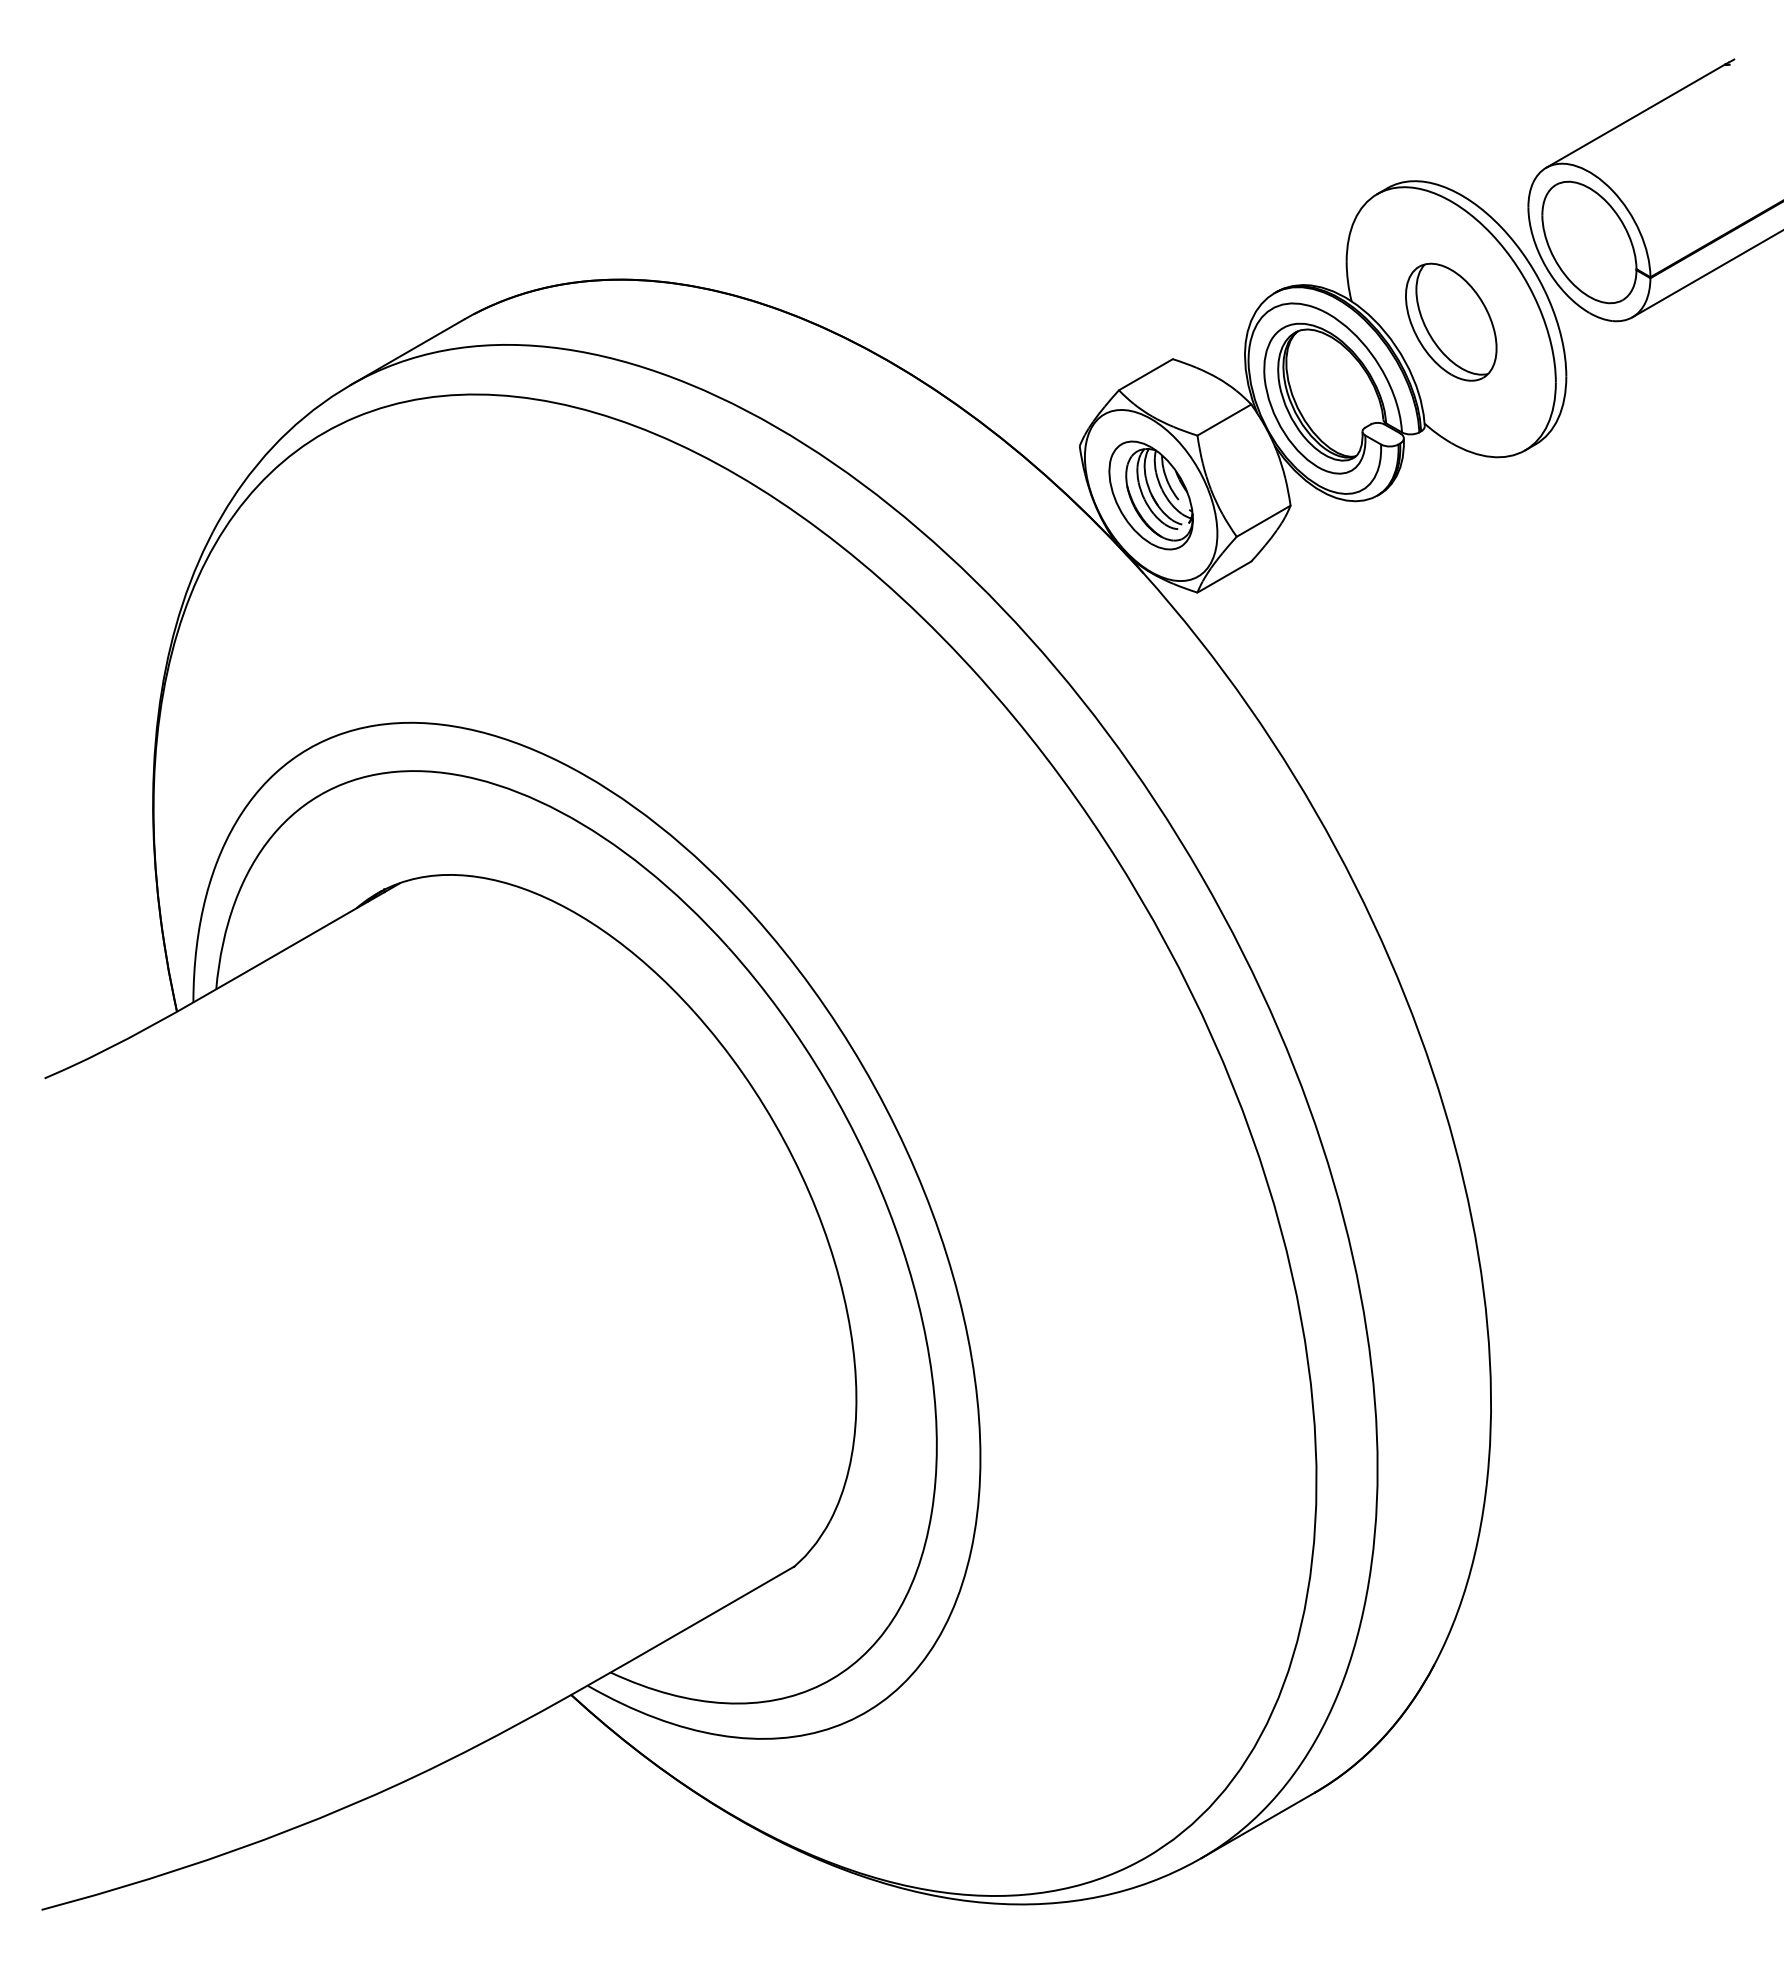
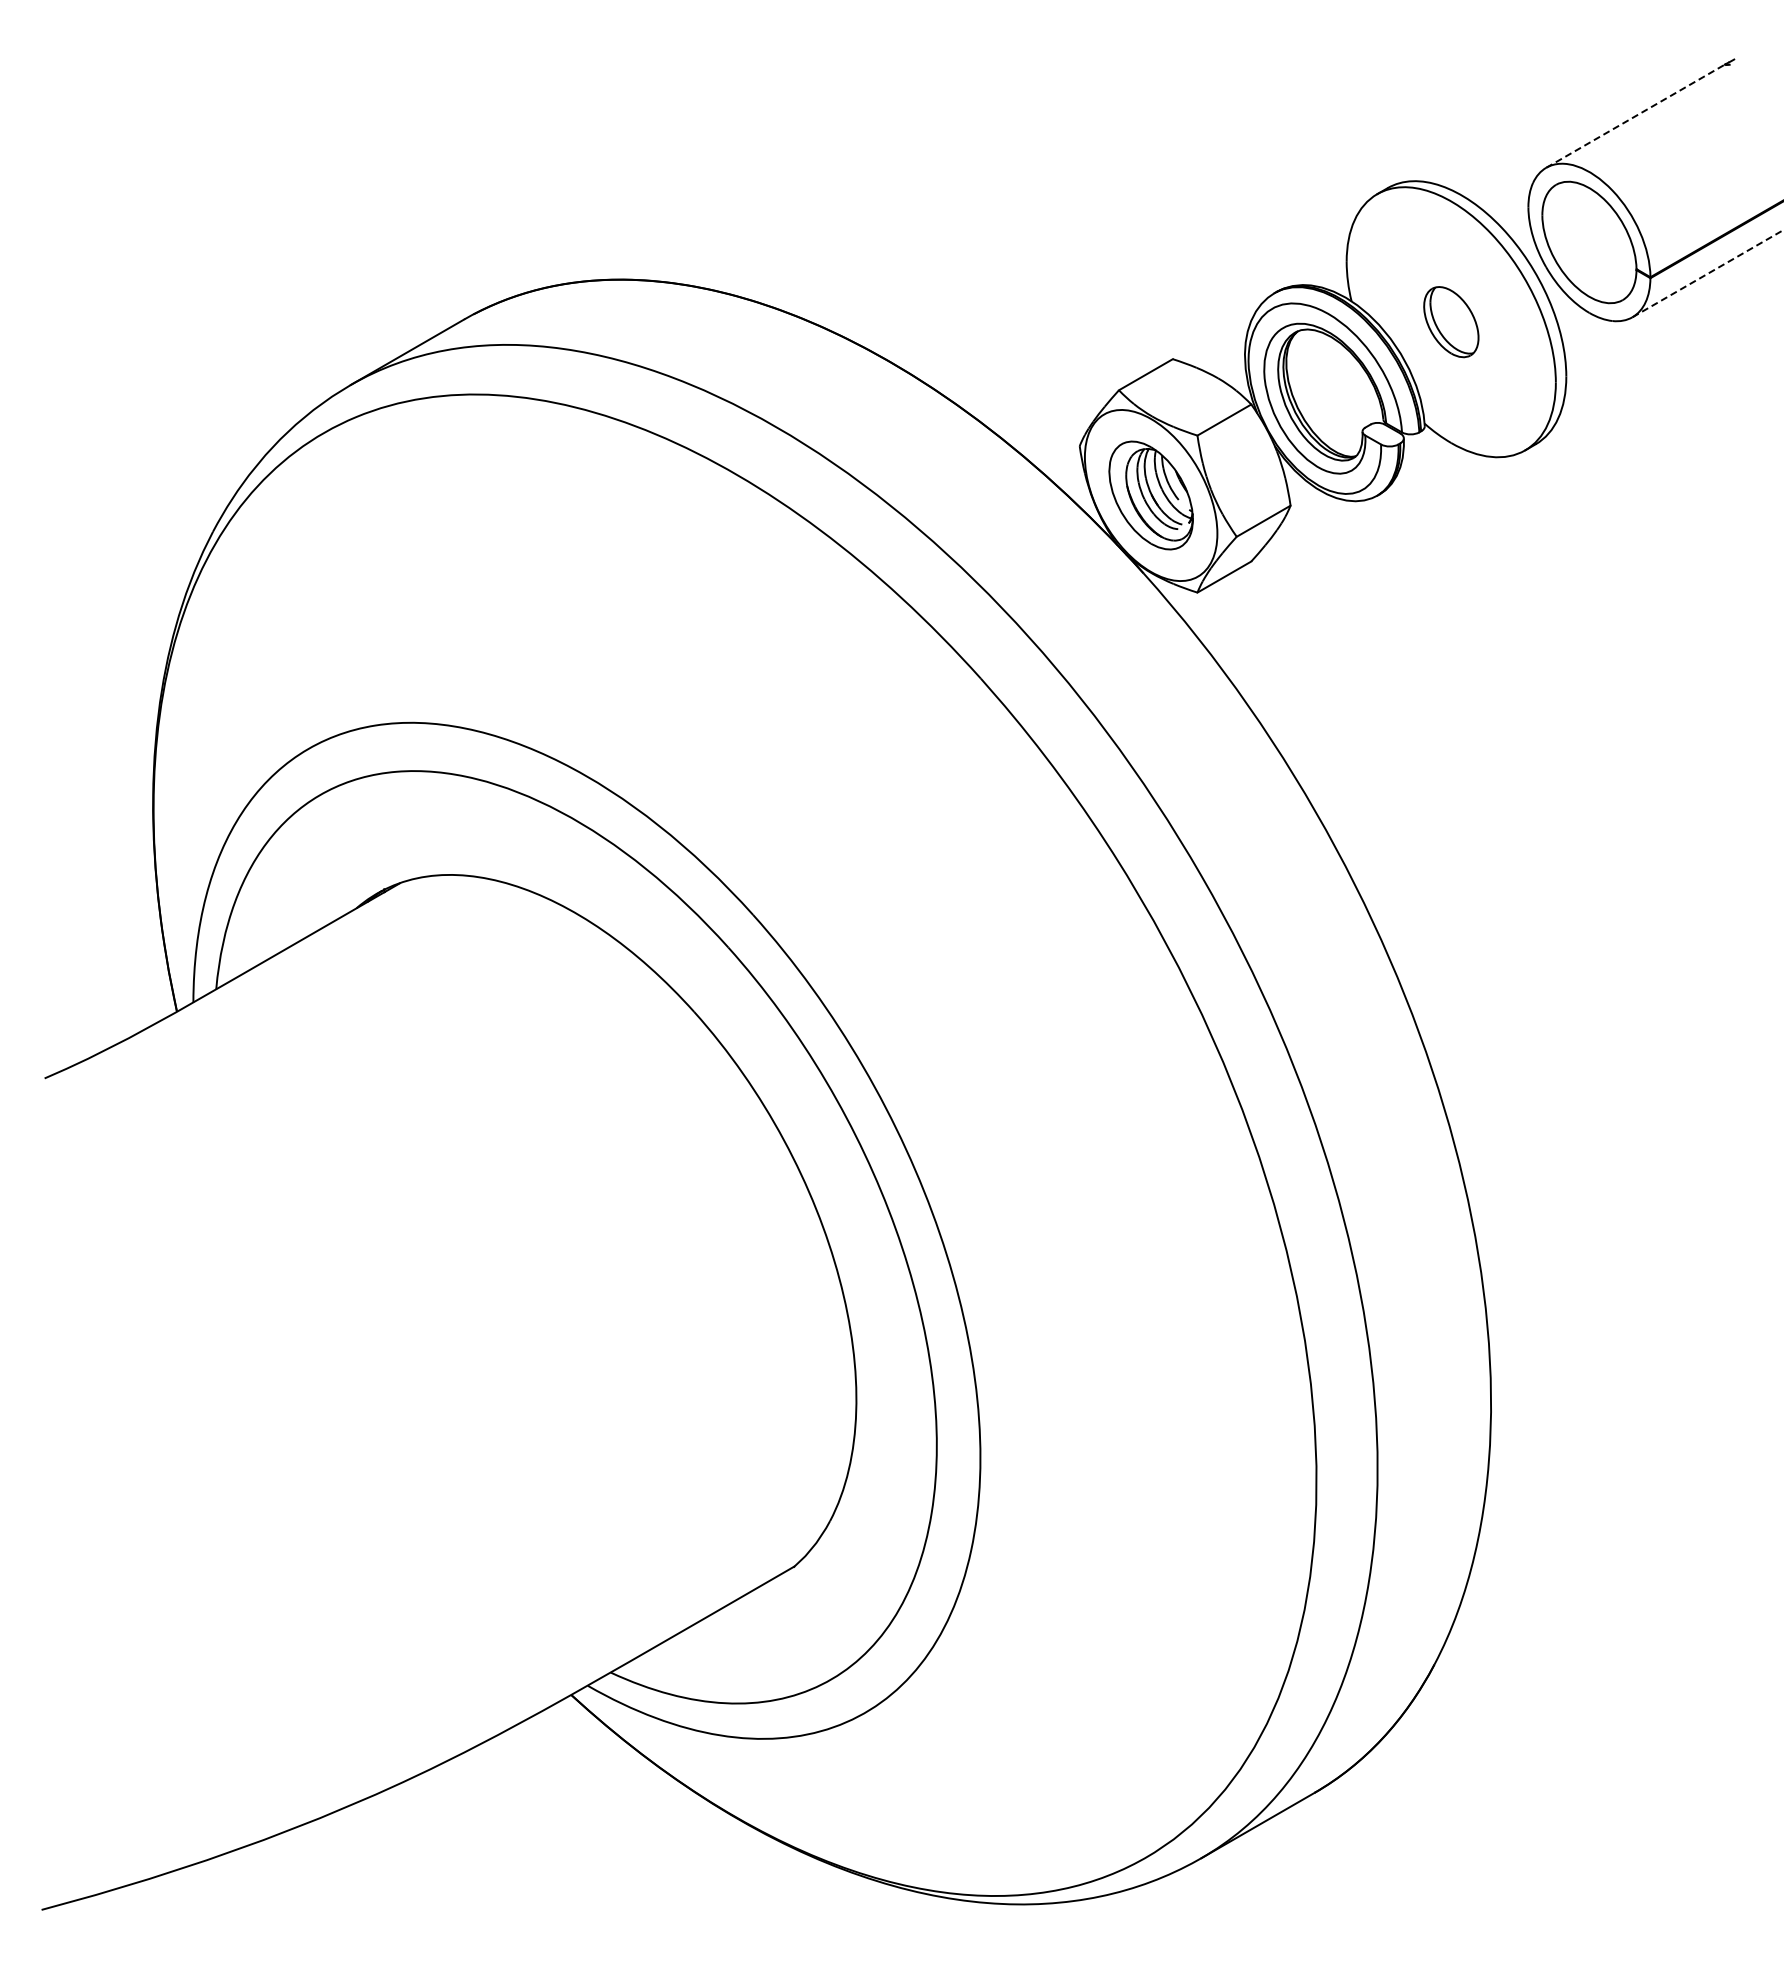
line: solid -> dashed (1635, 115)
line: solid -> dashed (1708, 273)
part size: 93x120 px -> 57x73 px (1451, 322)
